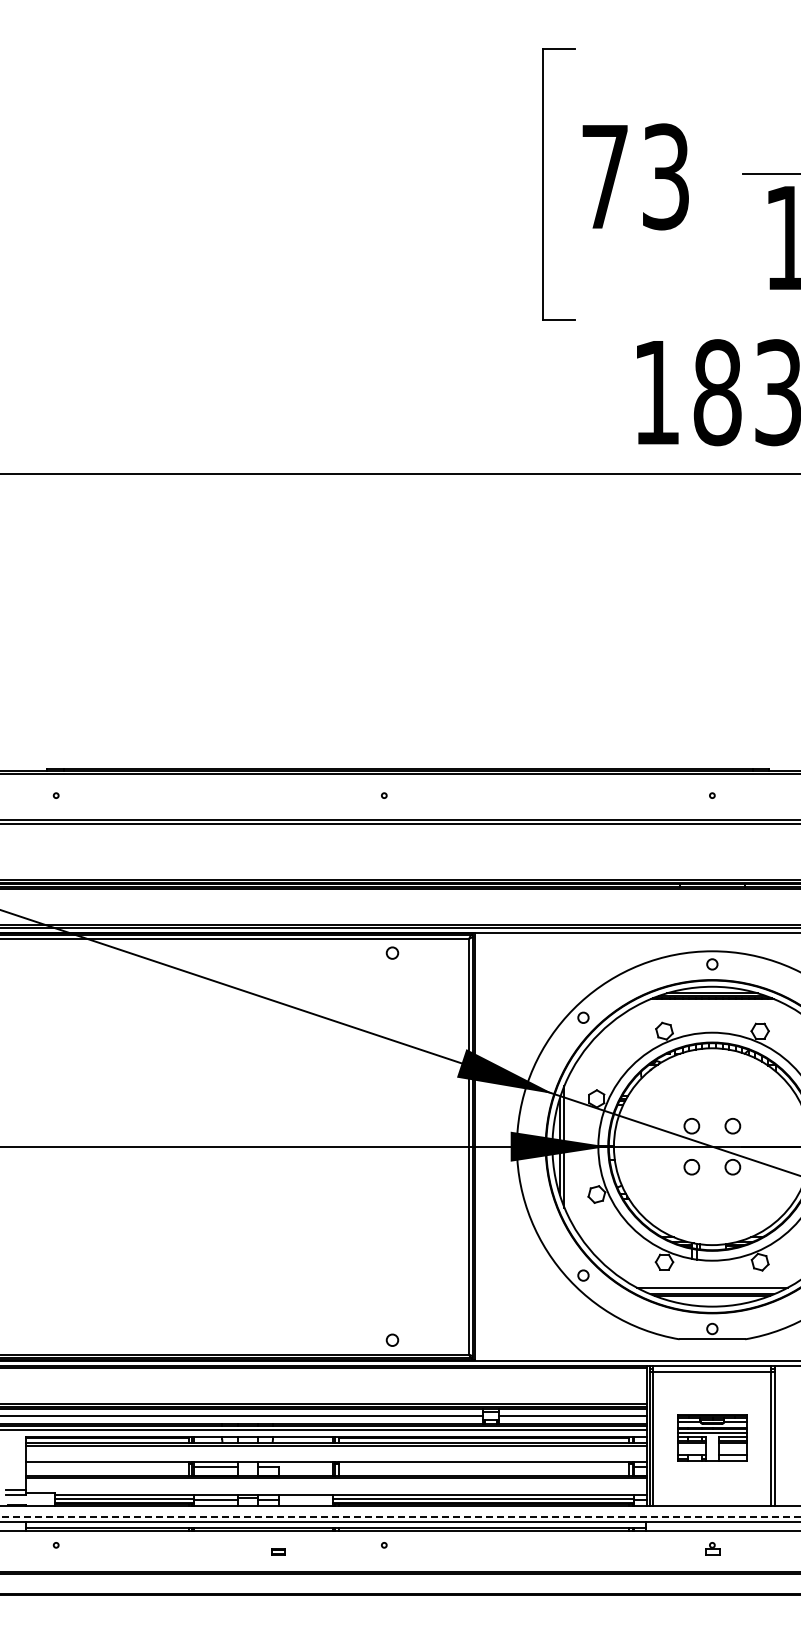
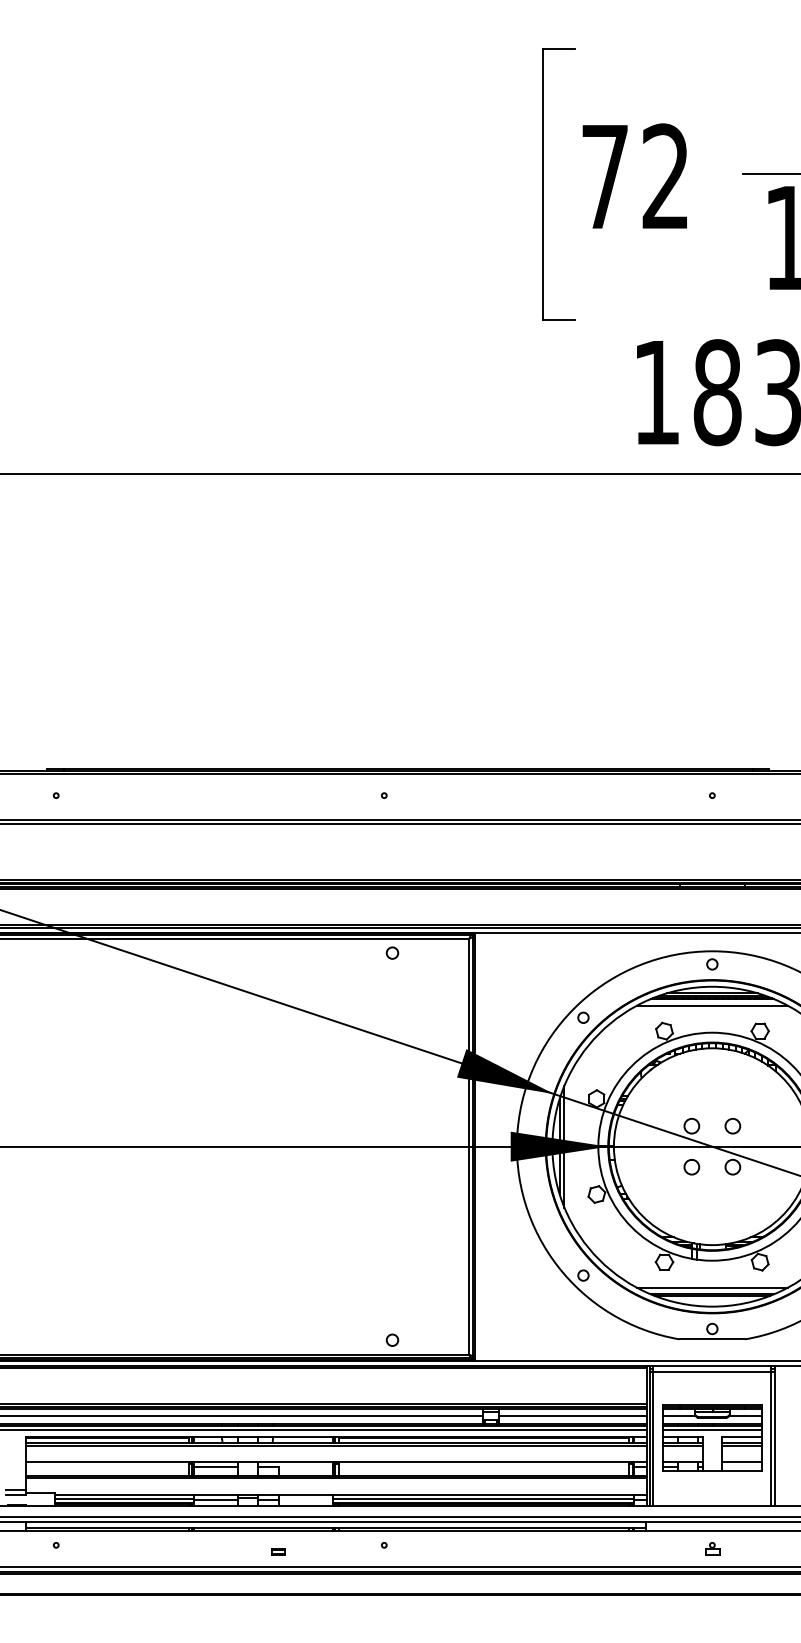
text: 73 -> 72 (665, 176)
line: none -> present (712, 1005)
part size: 71x48 px -> 101x68 px (712, 1437)
line: dashed -> solid (399, 1517)
line: none -> present (399, 1566)
